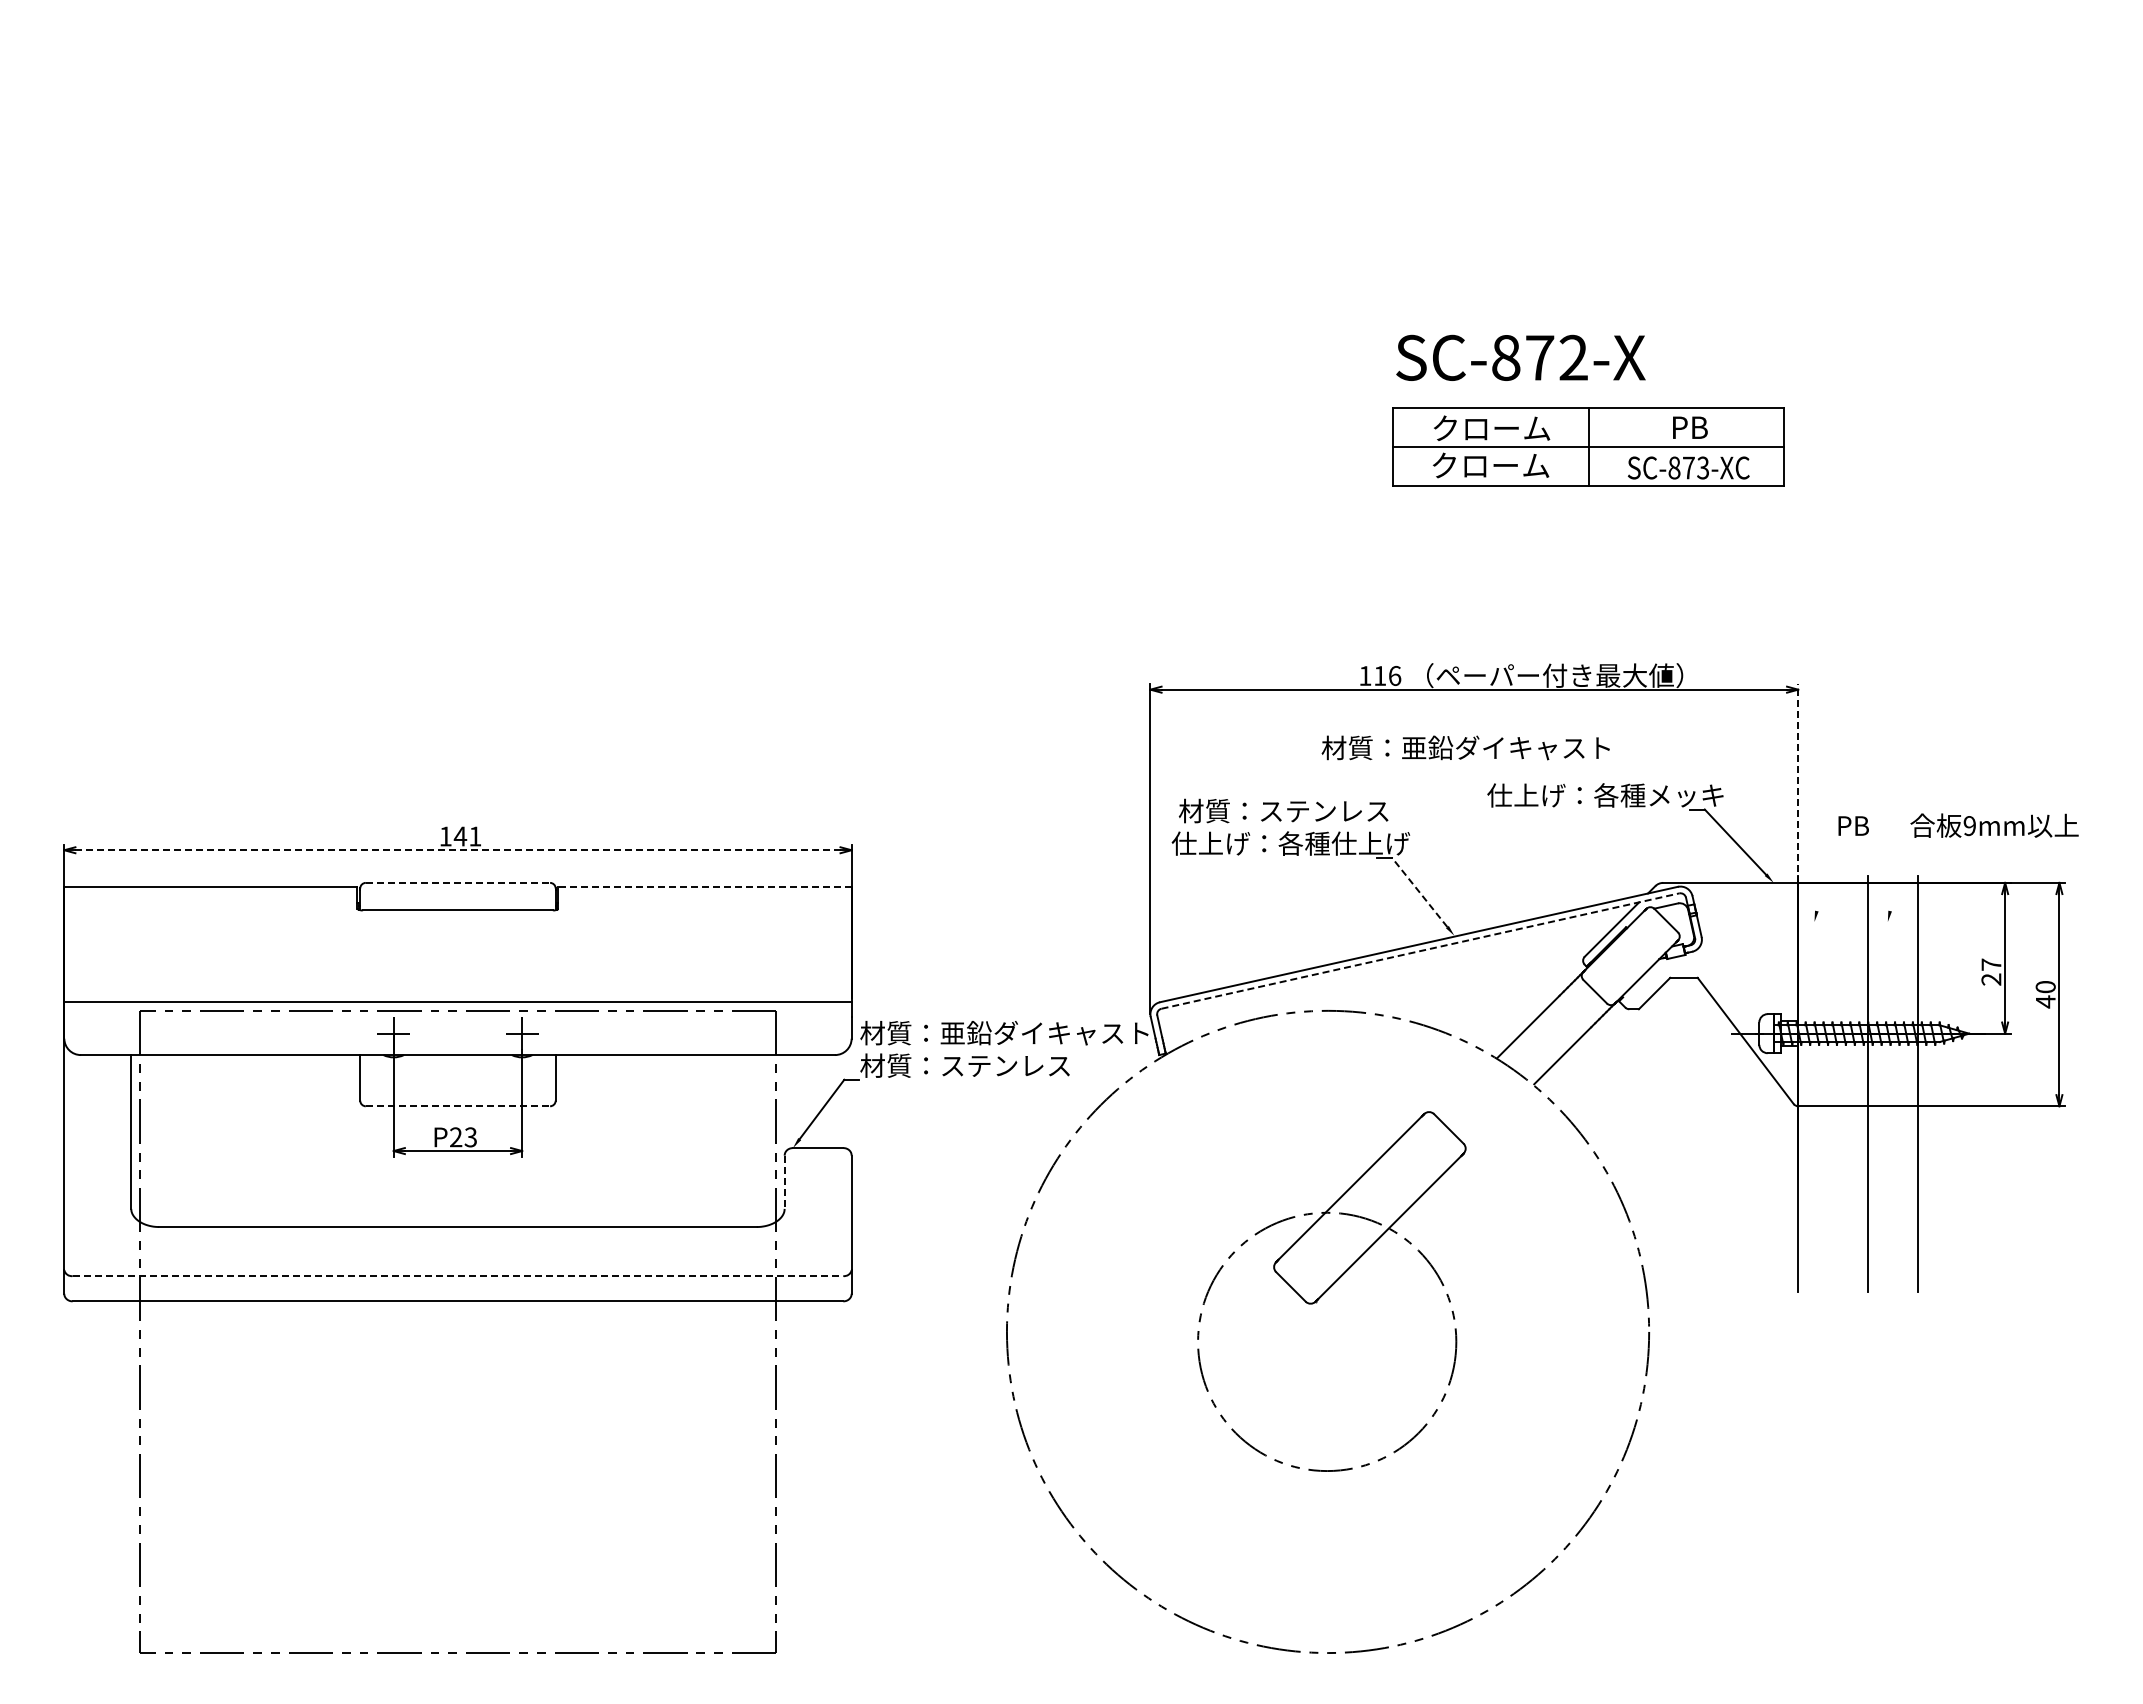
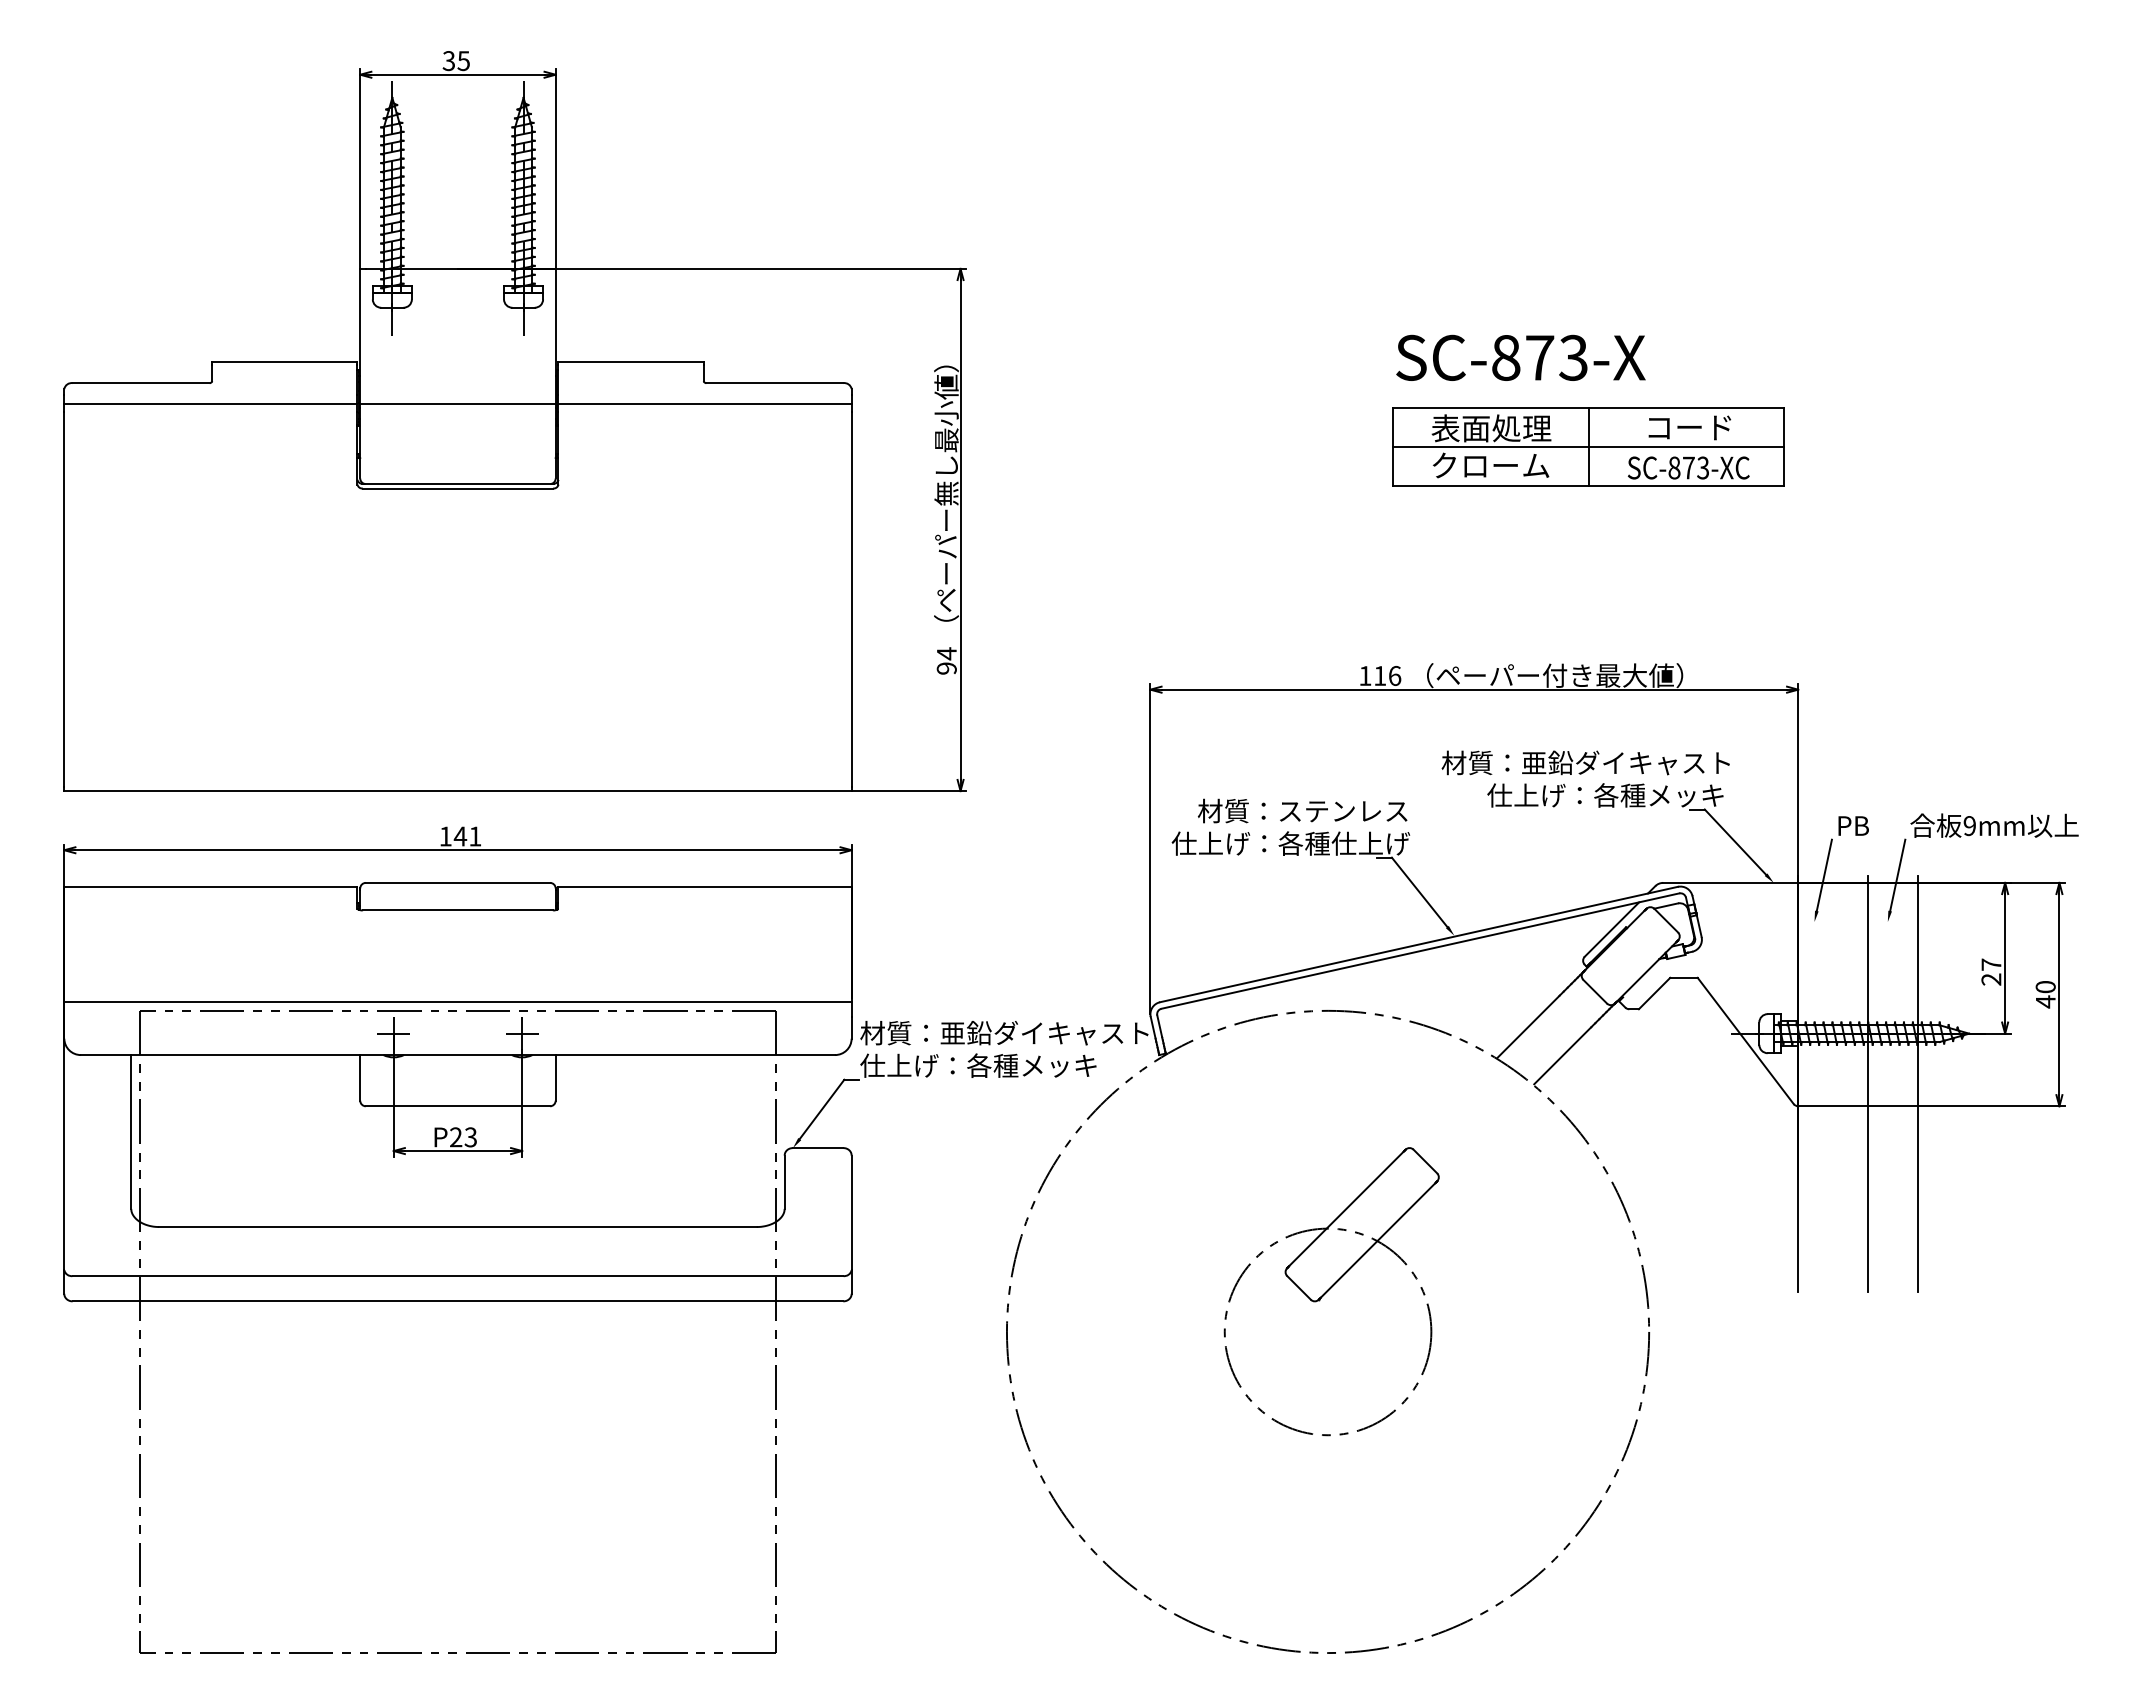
text: SC-872-X -> SC-873-X (1573, 357)
part: none -> present (514, 421)
text: PB -> コード (1689, 427)
text: クローム -> 表面処理 (1491, 428)
text position: (1465, 747) -> (1585, 762) (1585, 762)
line: dashed -> solid (1798, 783)
text position: (1283, 810) -> (1302, 810) (1302, 810)
line: dashed -> solid (457, 850)
line: none -> present (1823, 875)
line: none -> present (1897, 875)
line: dashed -> solid (458, 882)
line: dashed -> solid (705, 886)
line: dashed -> solid (1419, 891)
line: dashed -> solid (1420, 950)
text: 材質：ステンレス -> 仕上げ：各種メッキ (978, 1065)
line: dashed -> solid (458, 1106)
line: dashed -> solid (784, 1182)
line: dashed -> solid (458, 1276)
part size: 270x361 px -> 217x290 px (1331, 1291)
